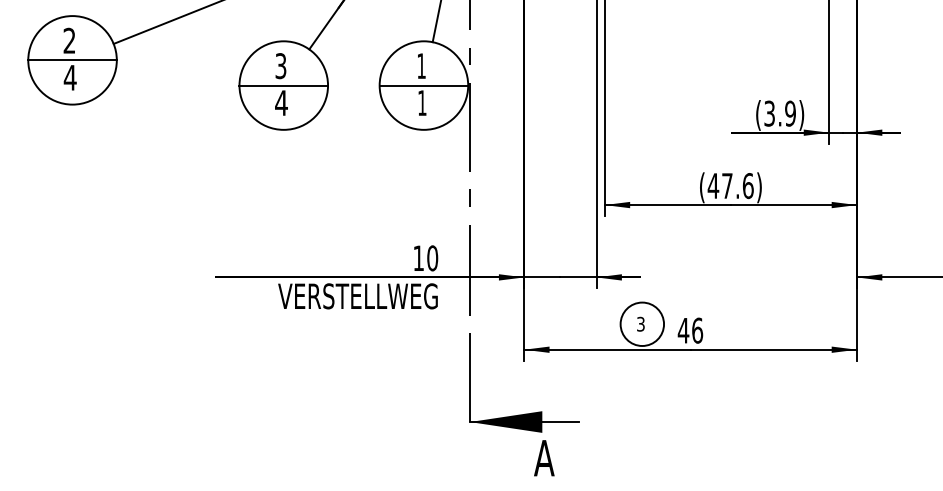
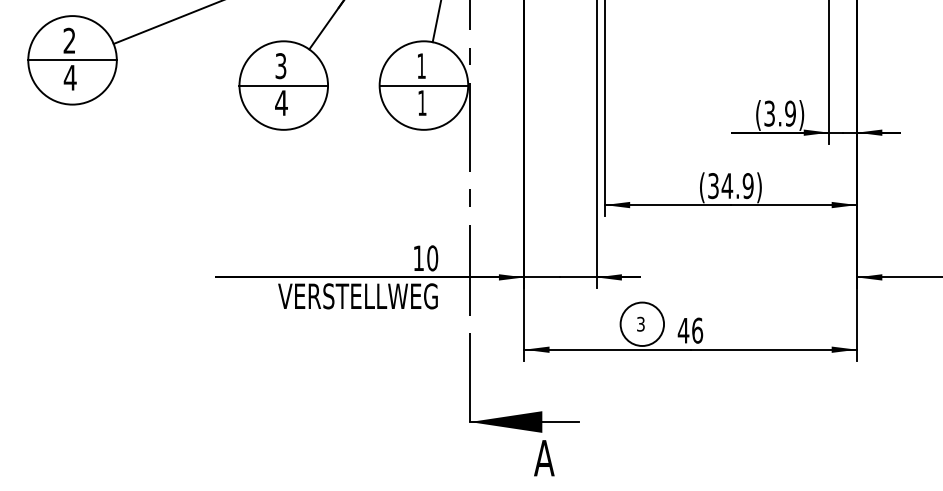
text: (47.6) -> (34.9) (730, 186)
